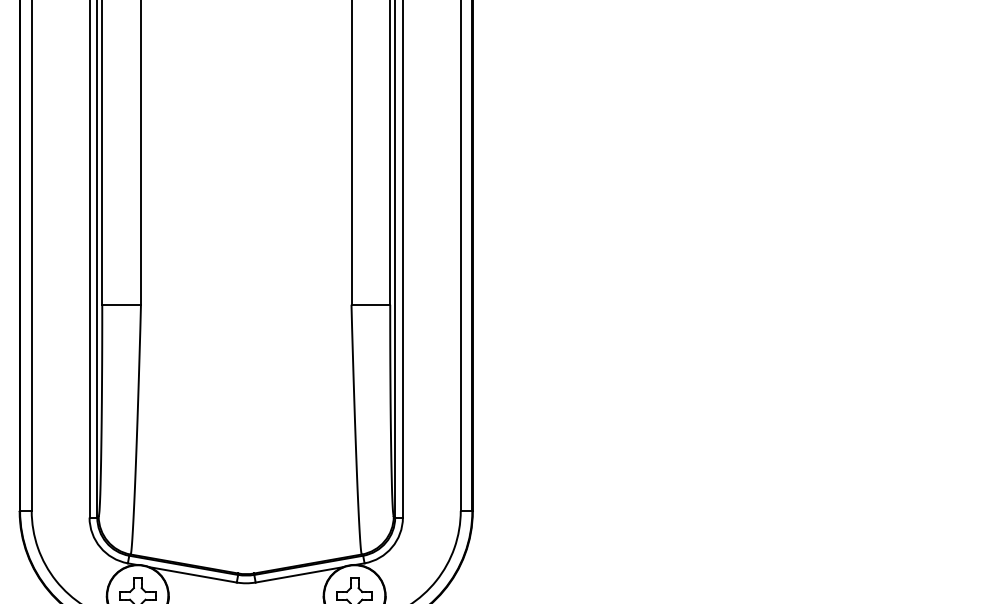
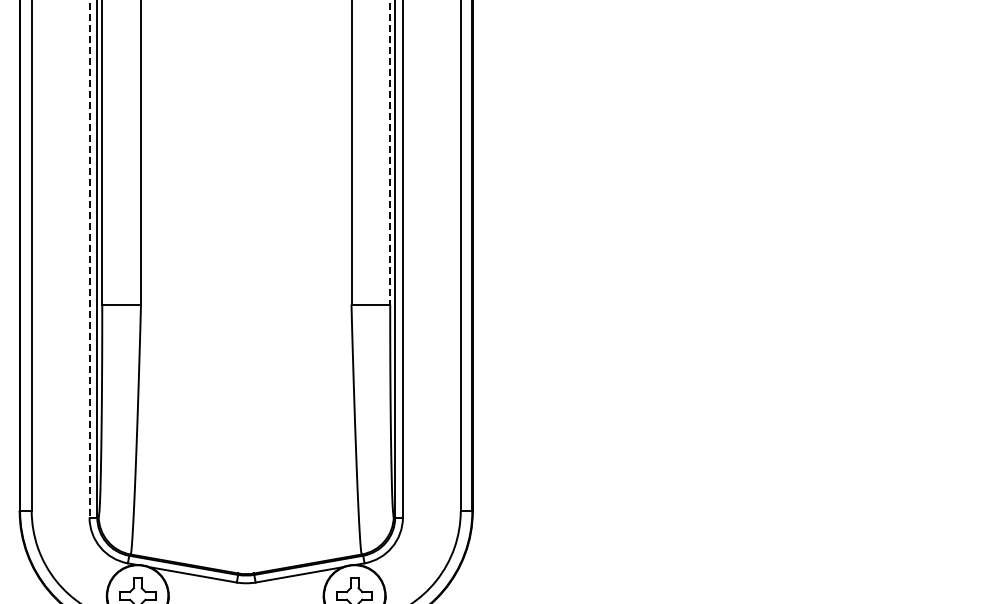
line: solid -> dashed (390, 152)
line: solid -> dashed (89, 259)
